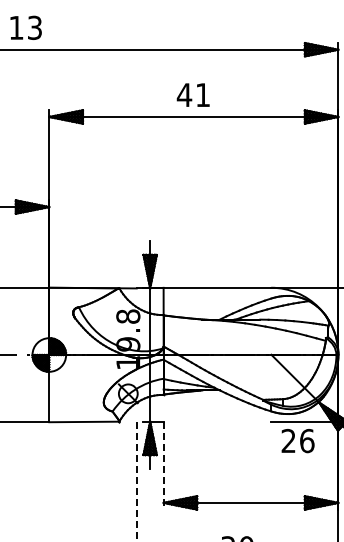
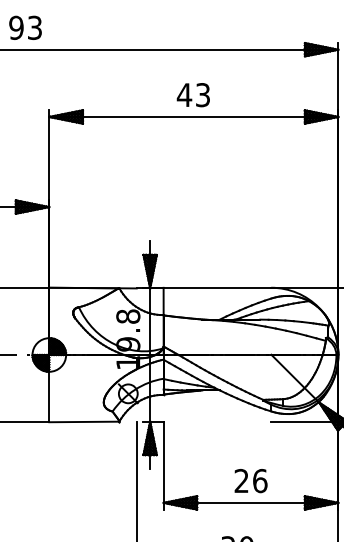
text: 13 -> 93 (16, 27)
text: 41 -> 43 (202, 95)
text position: (297, 441) -> (250, 481) (250, 481)
line: dashed -> solid (163, 465)
line: dashed -> solid (136, 481)
